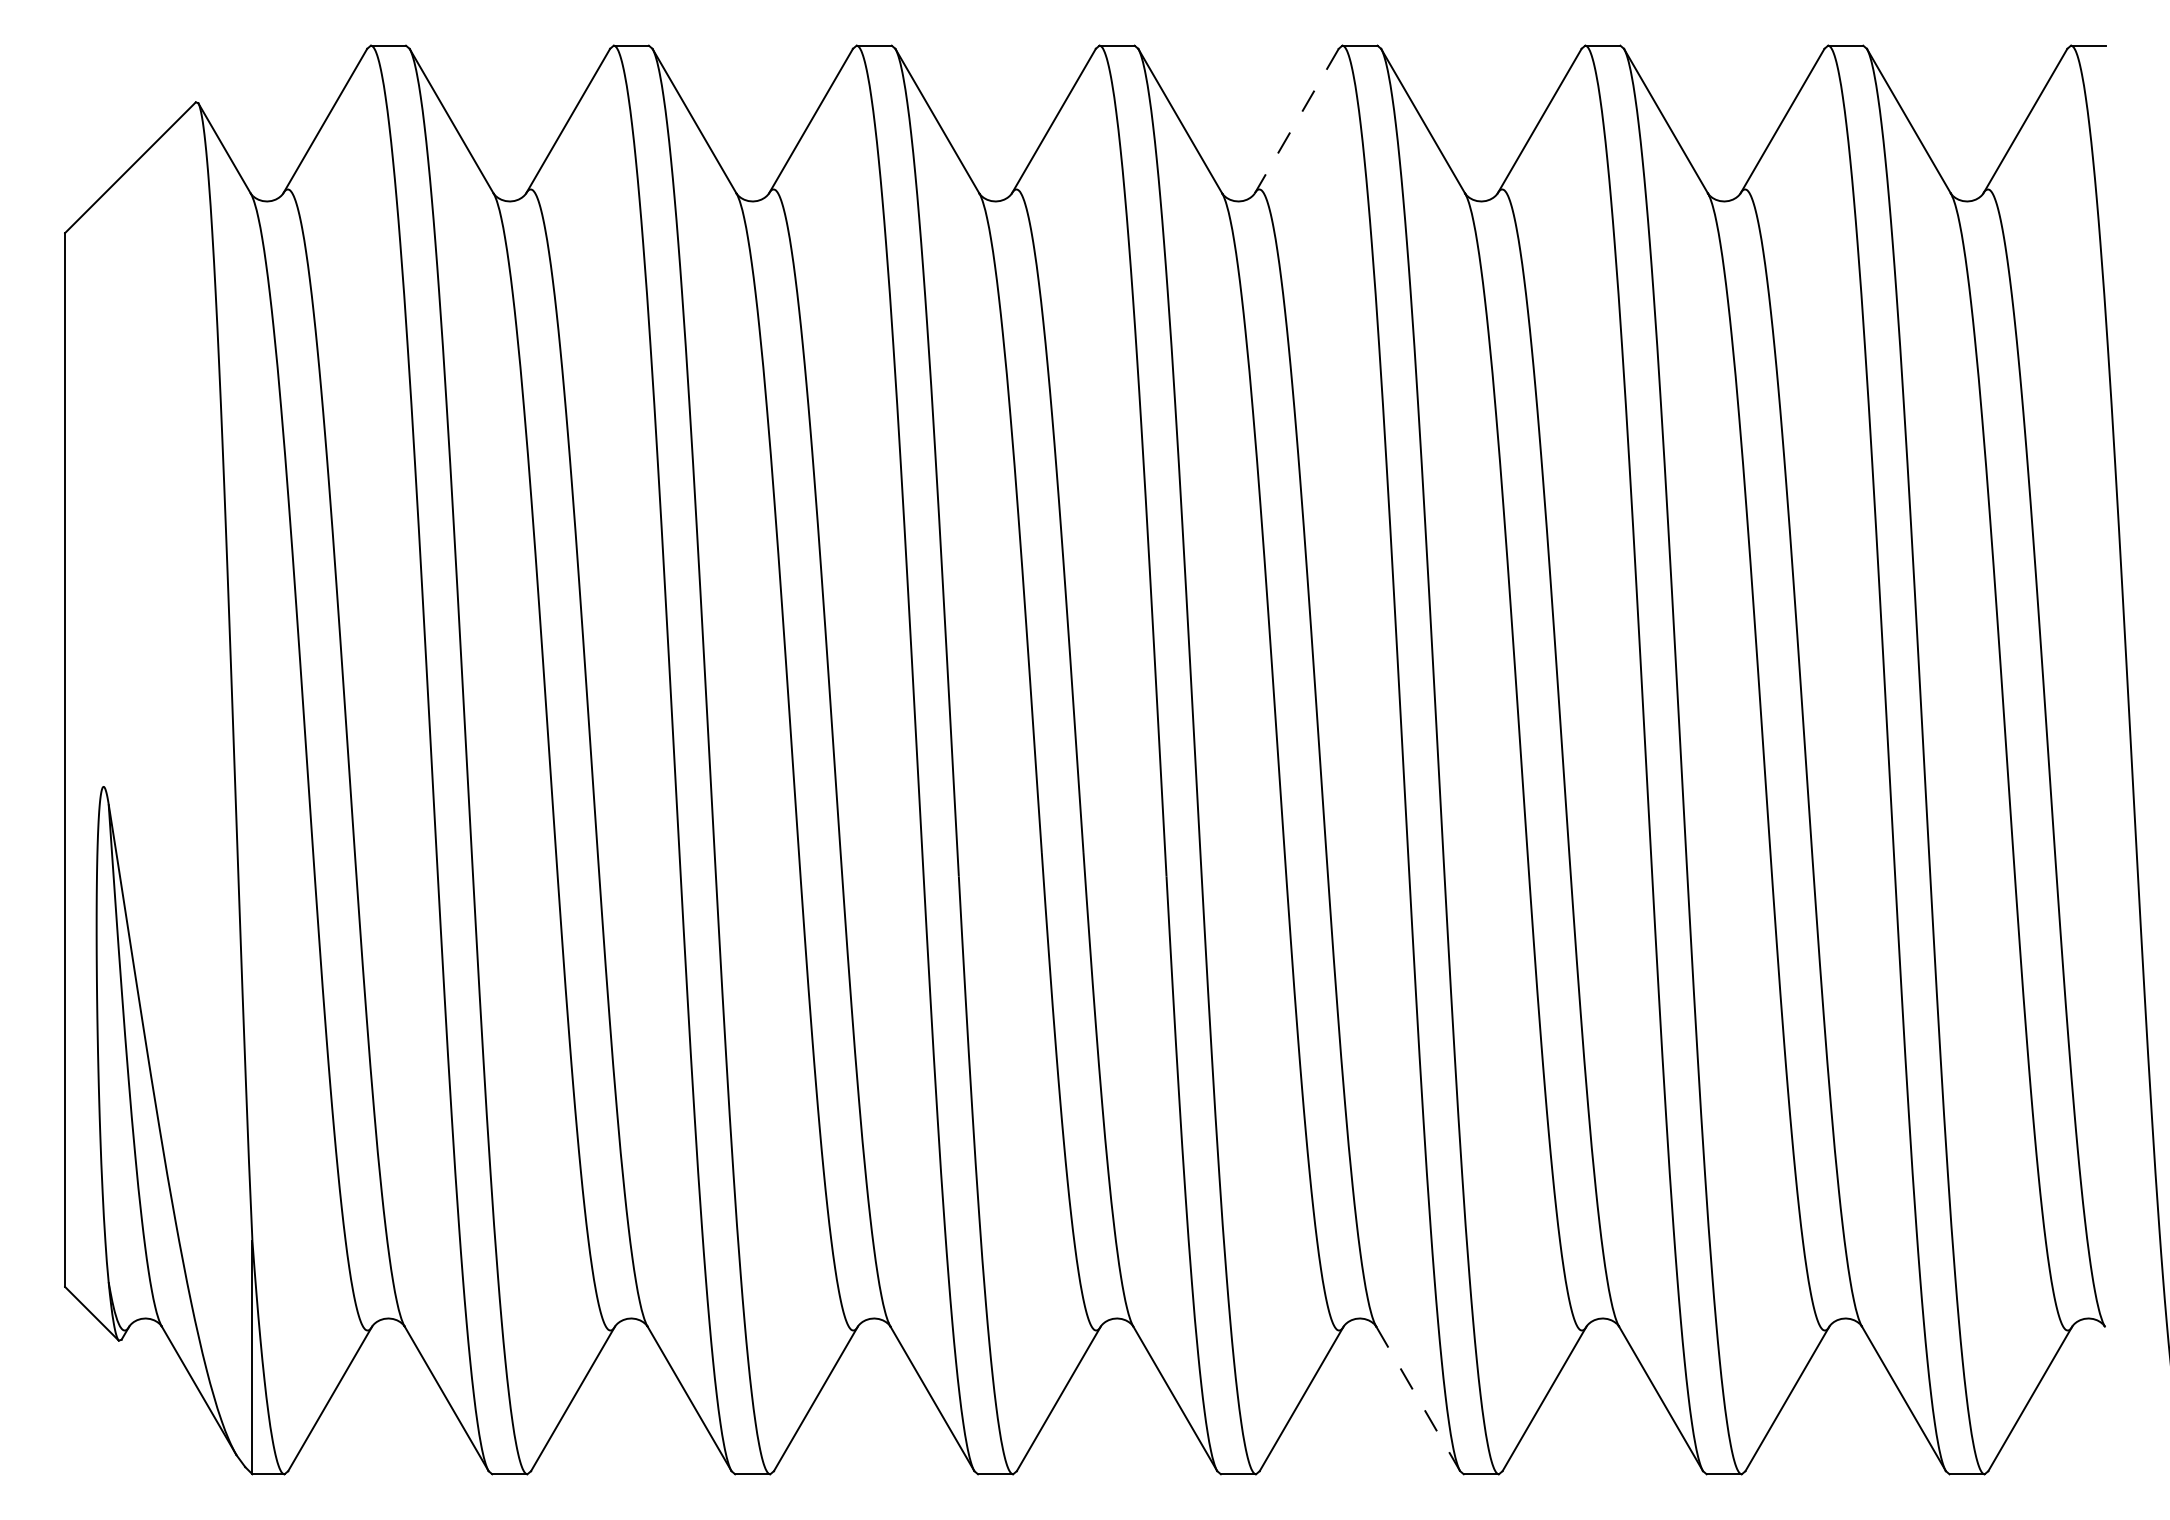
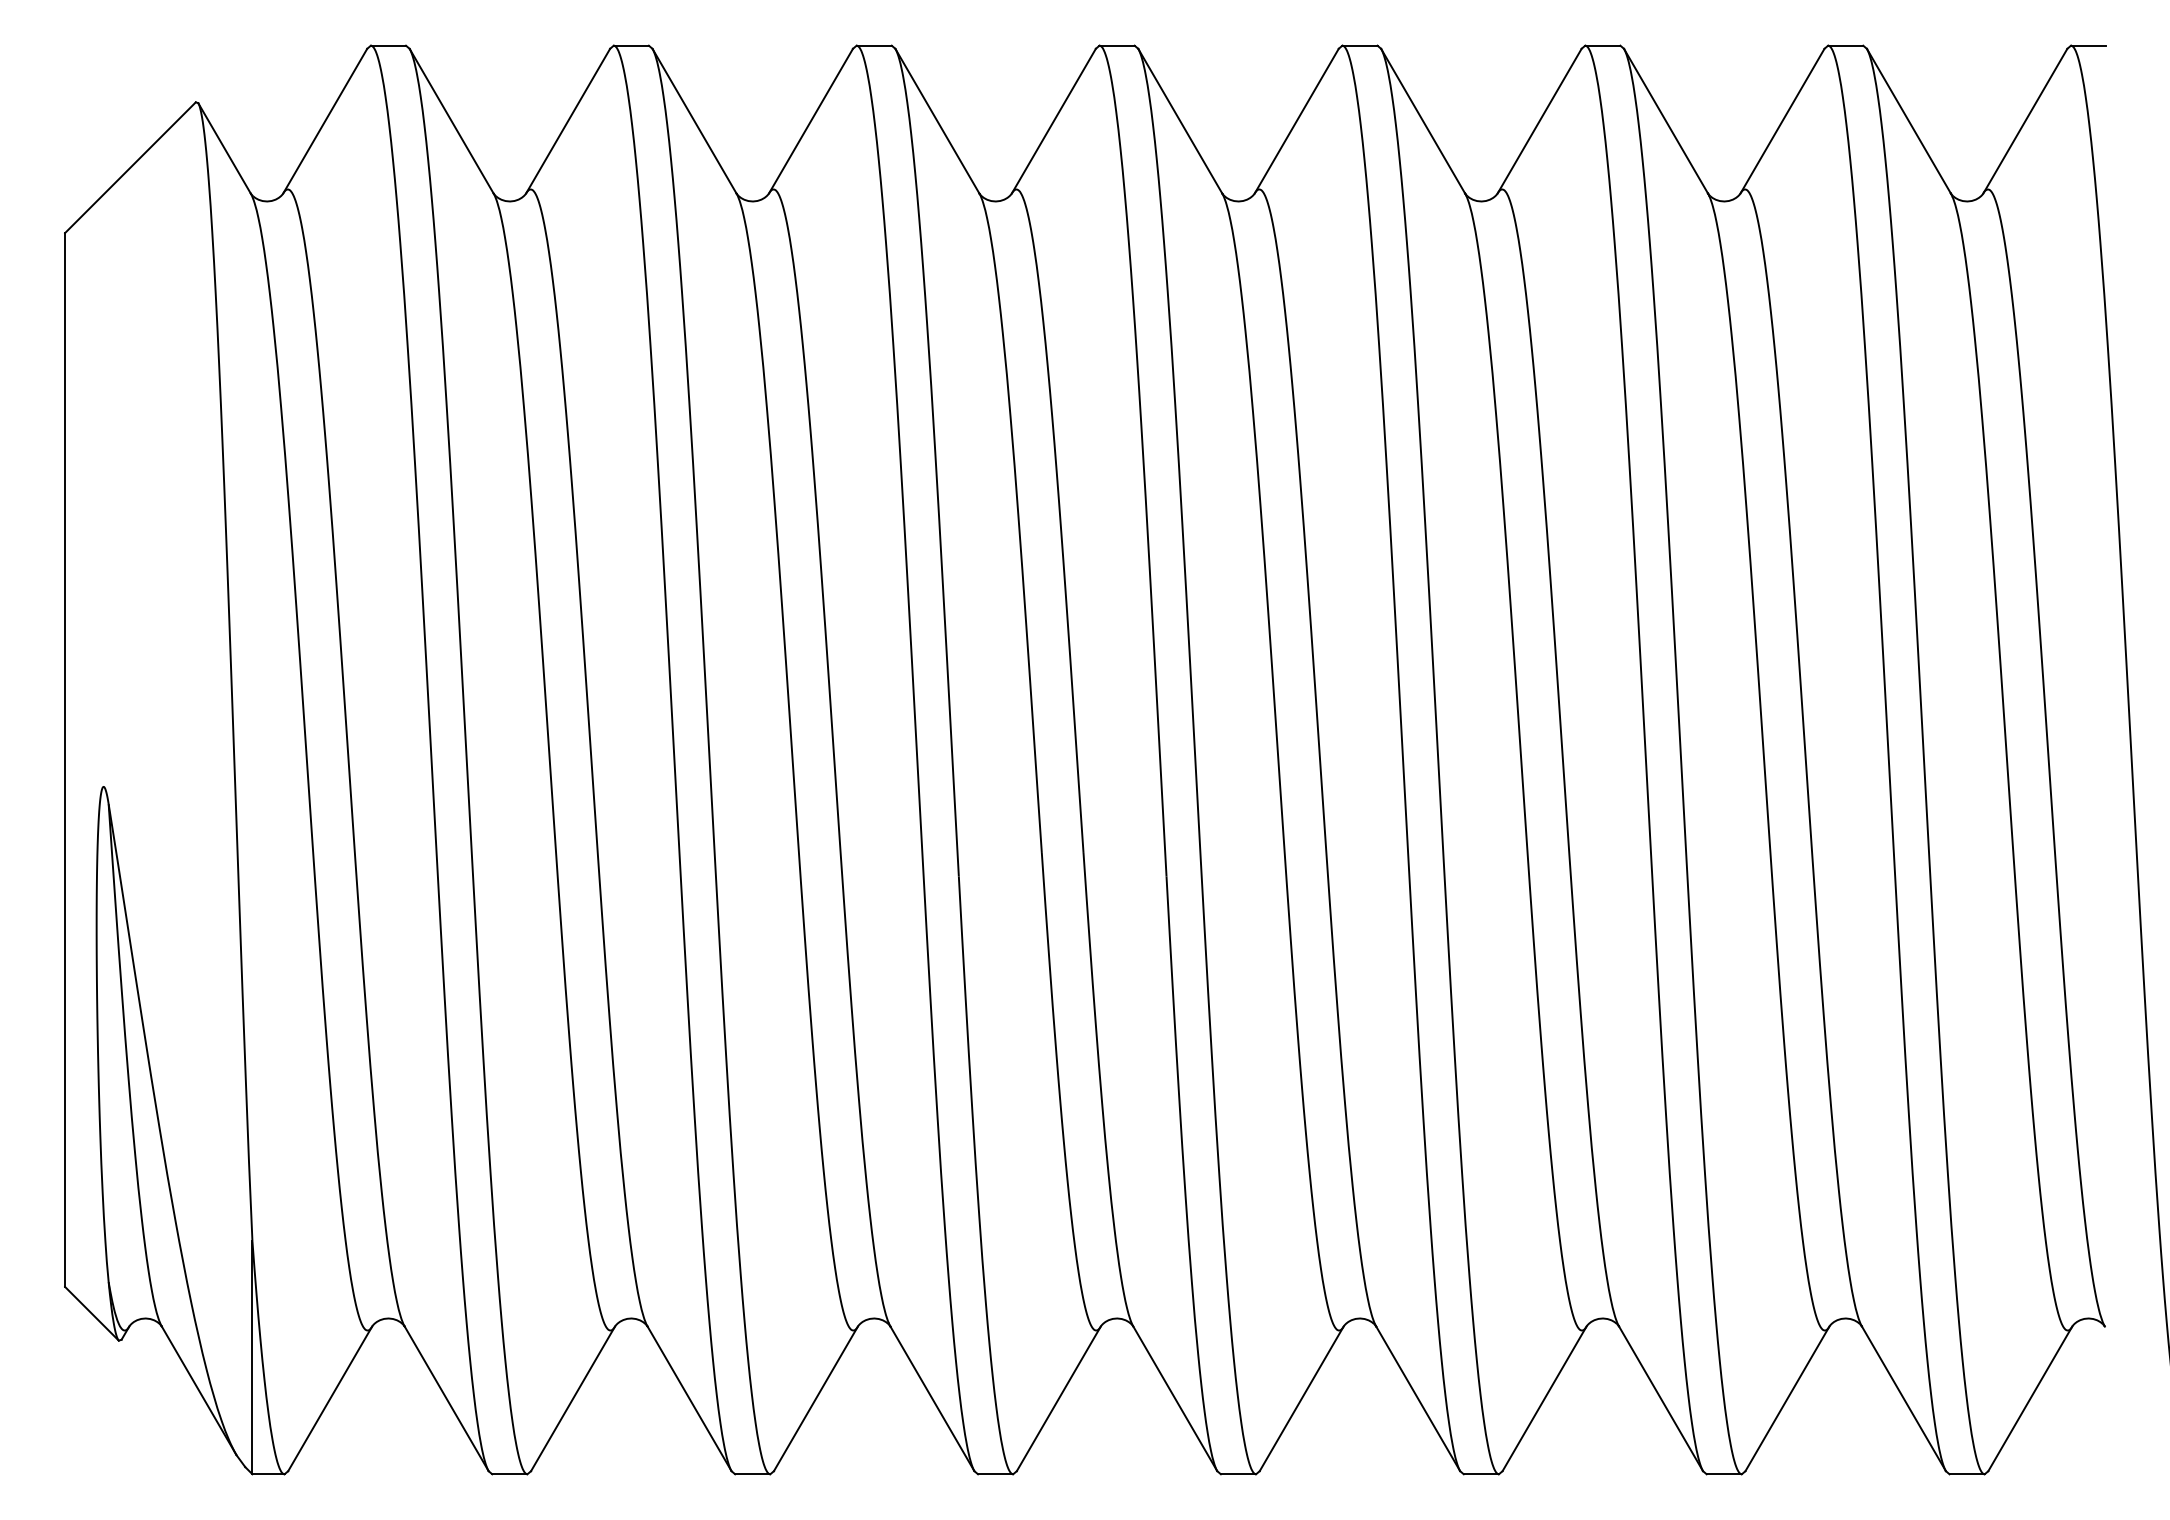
line: dashed -> solid (1296, 121)
line: dashed -> solid (1418, 1398)
